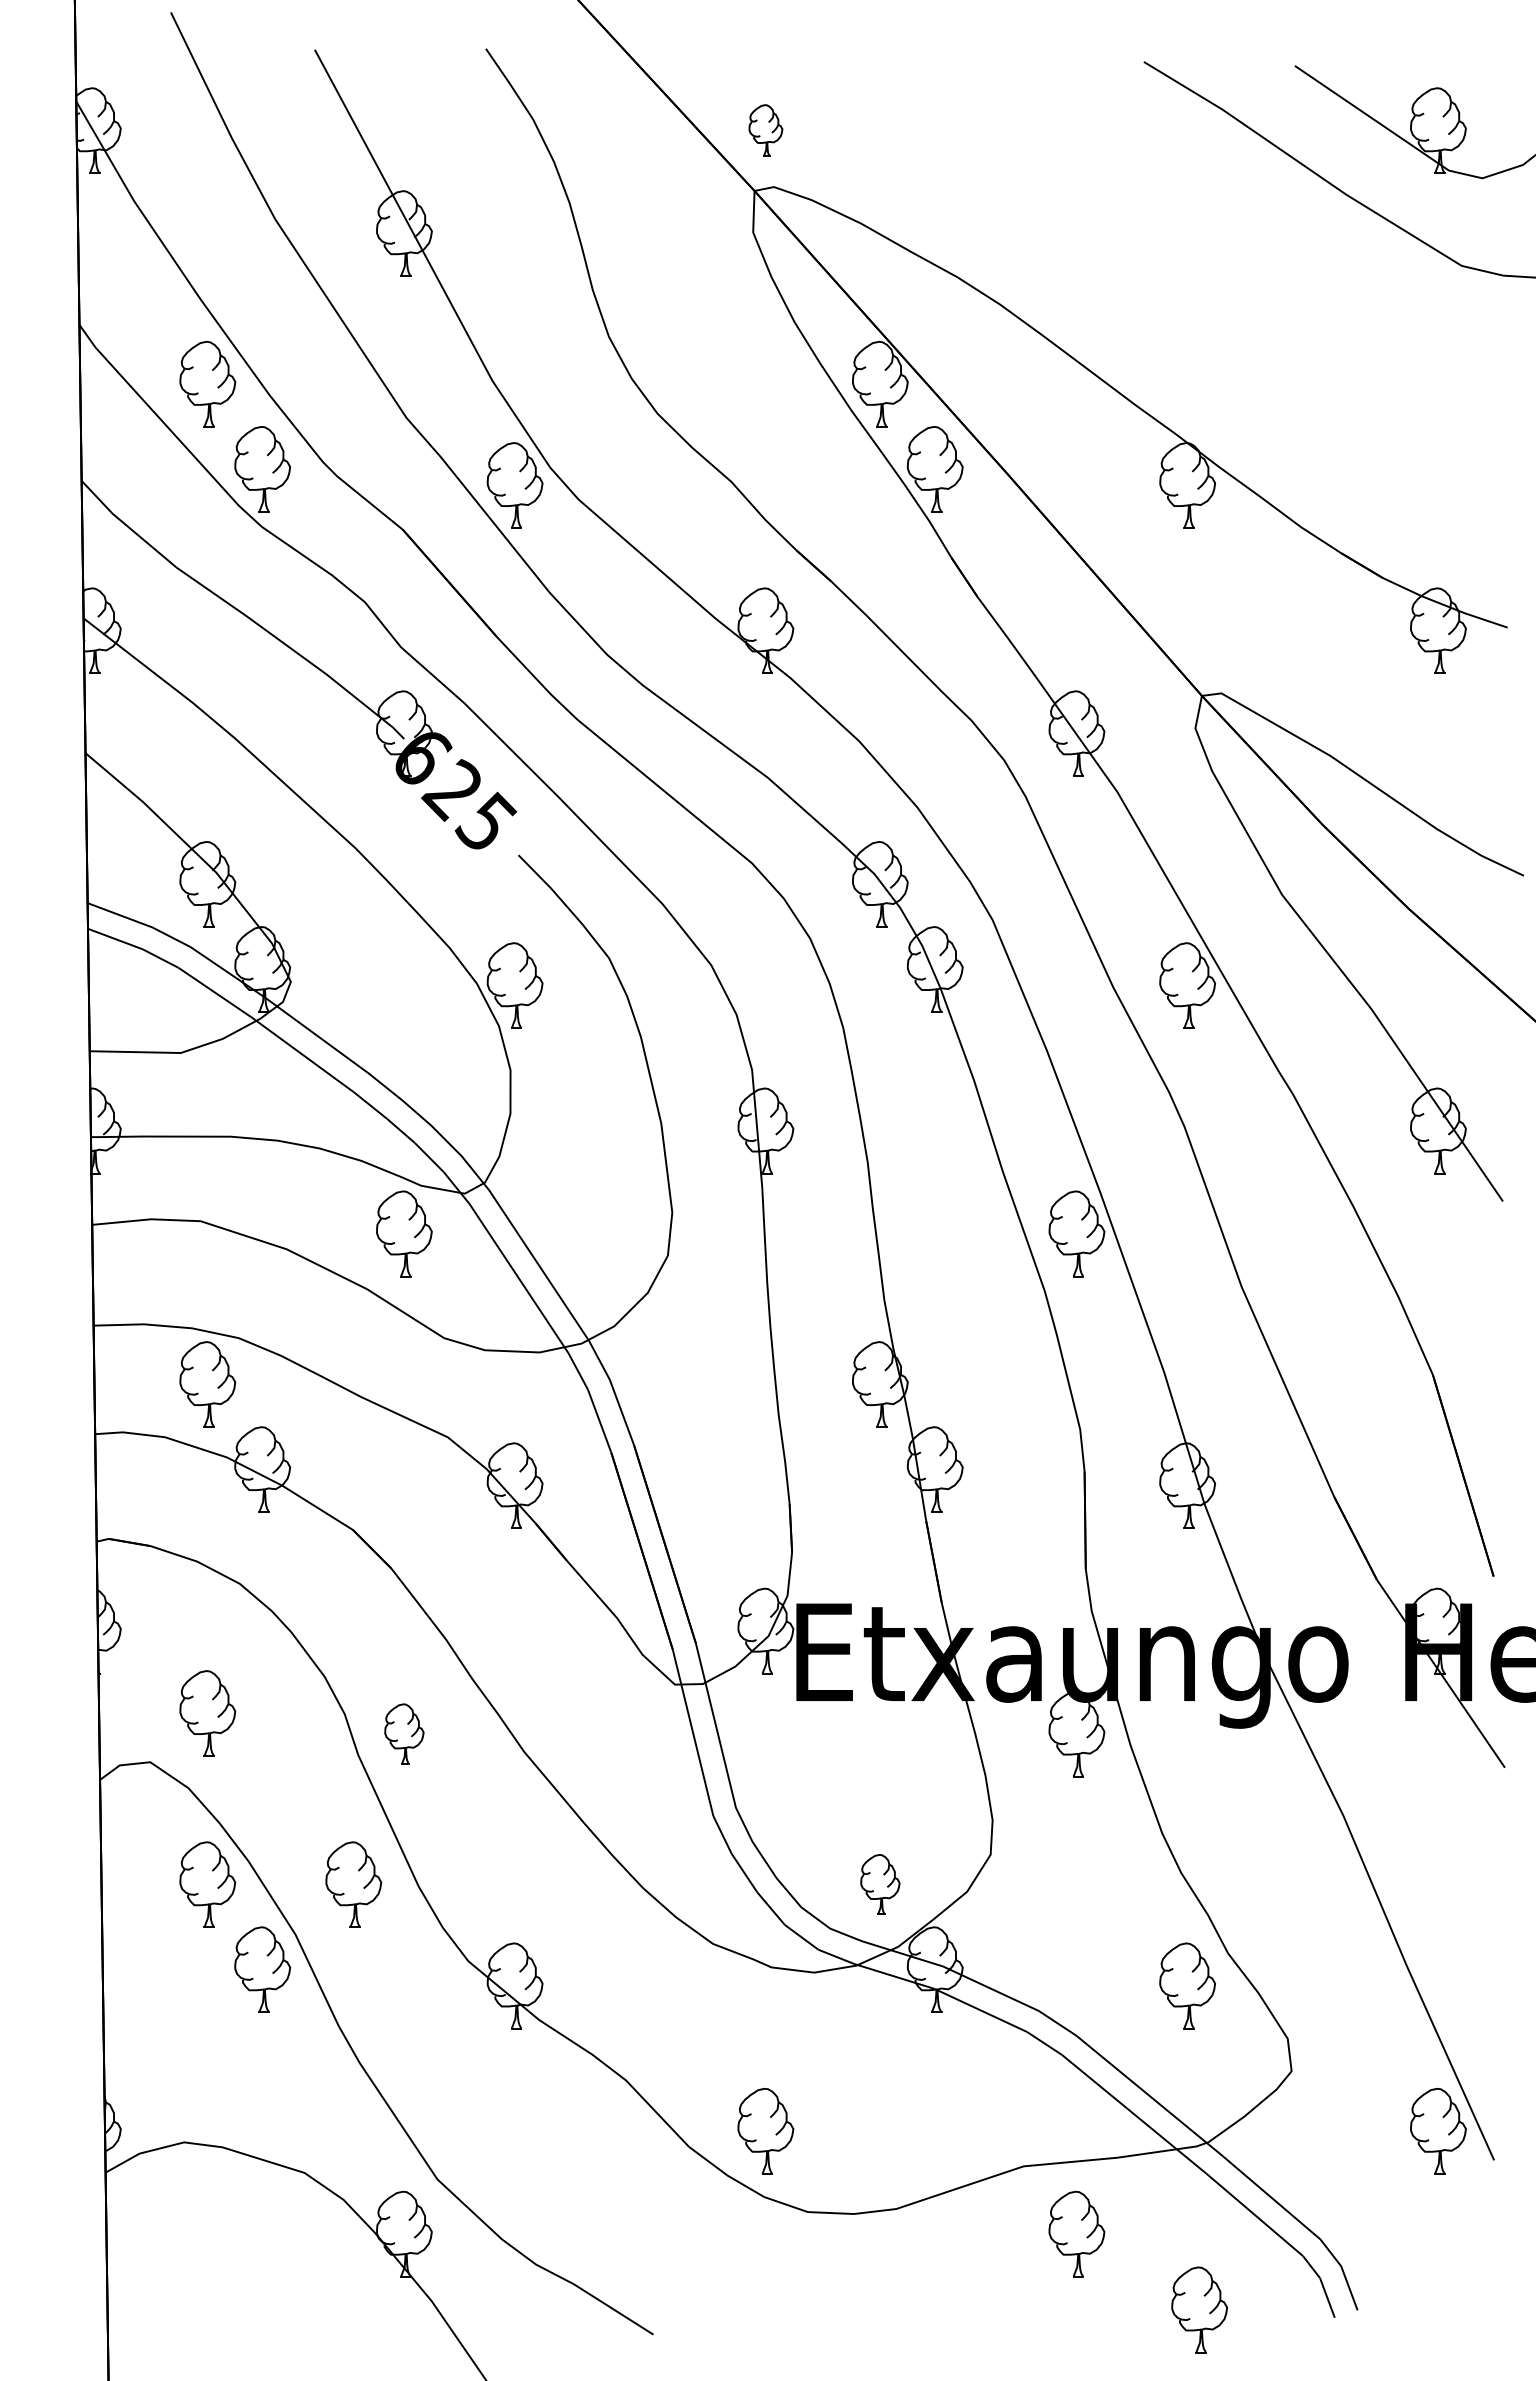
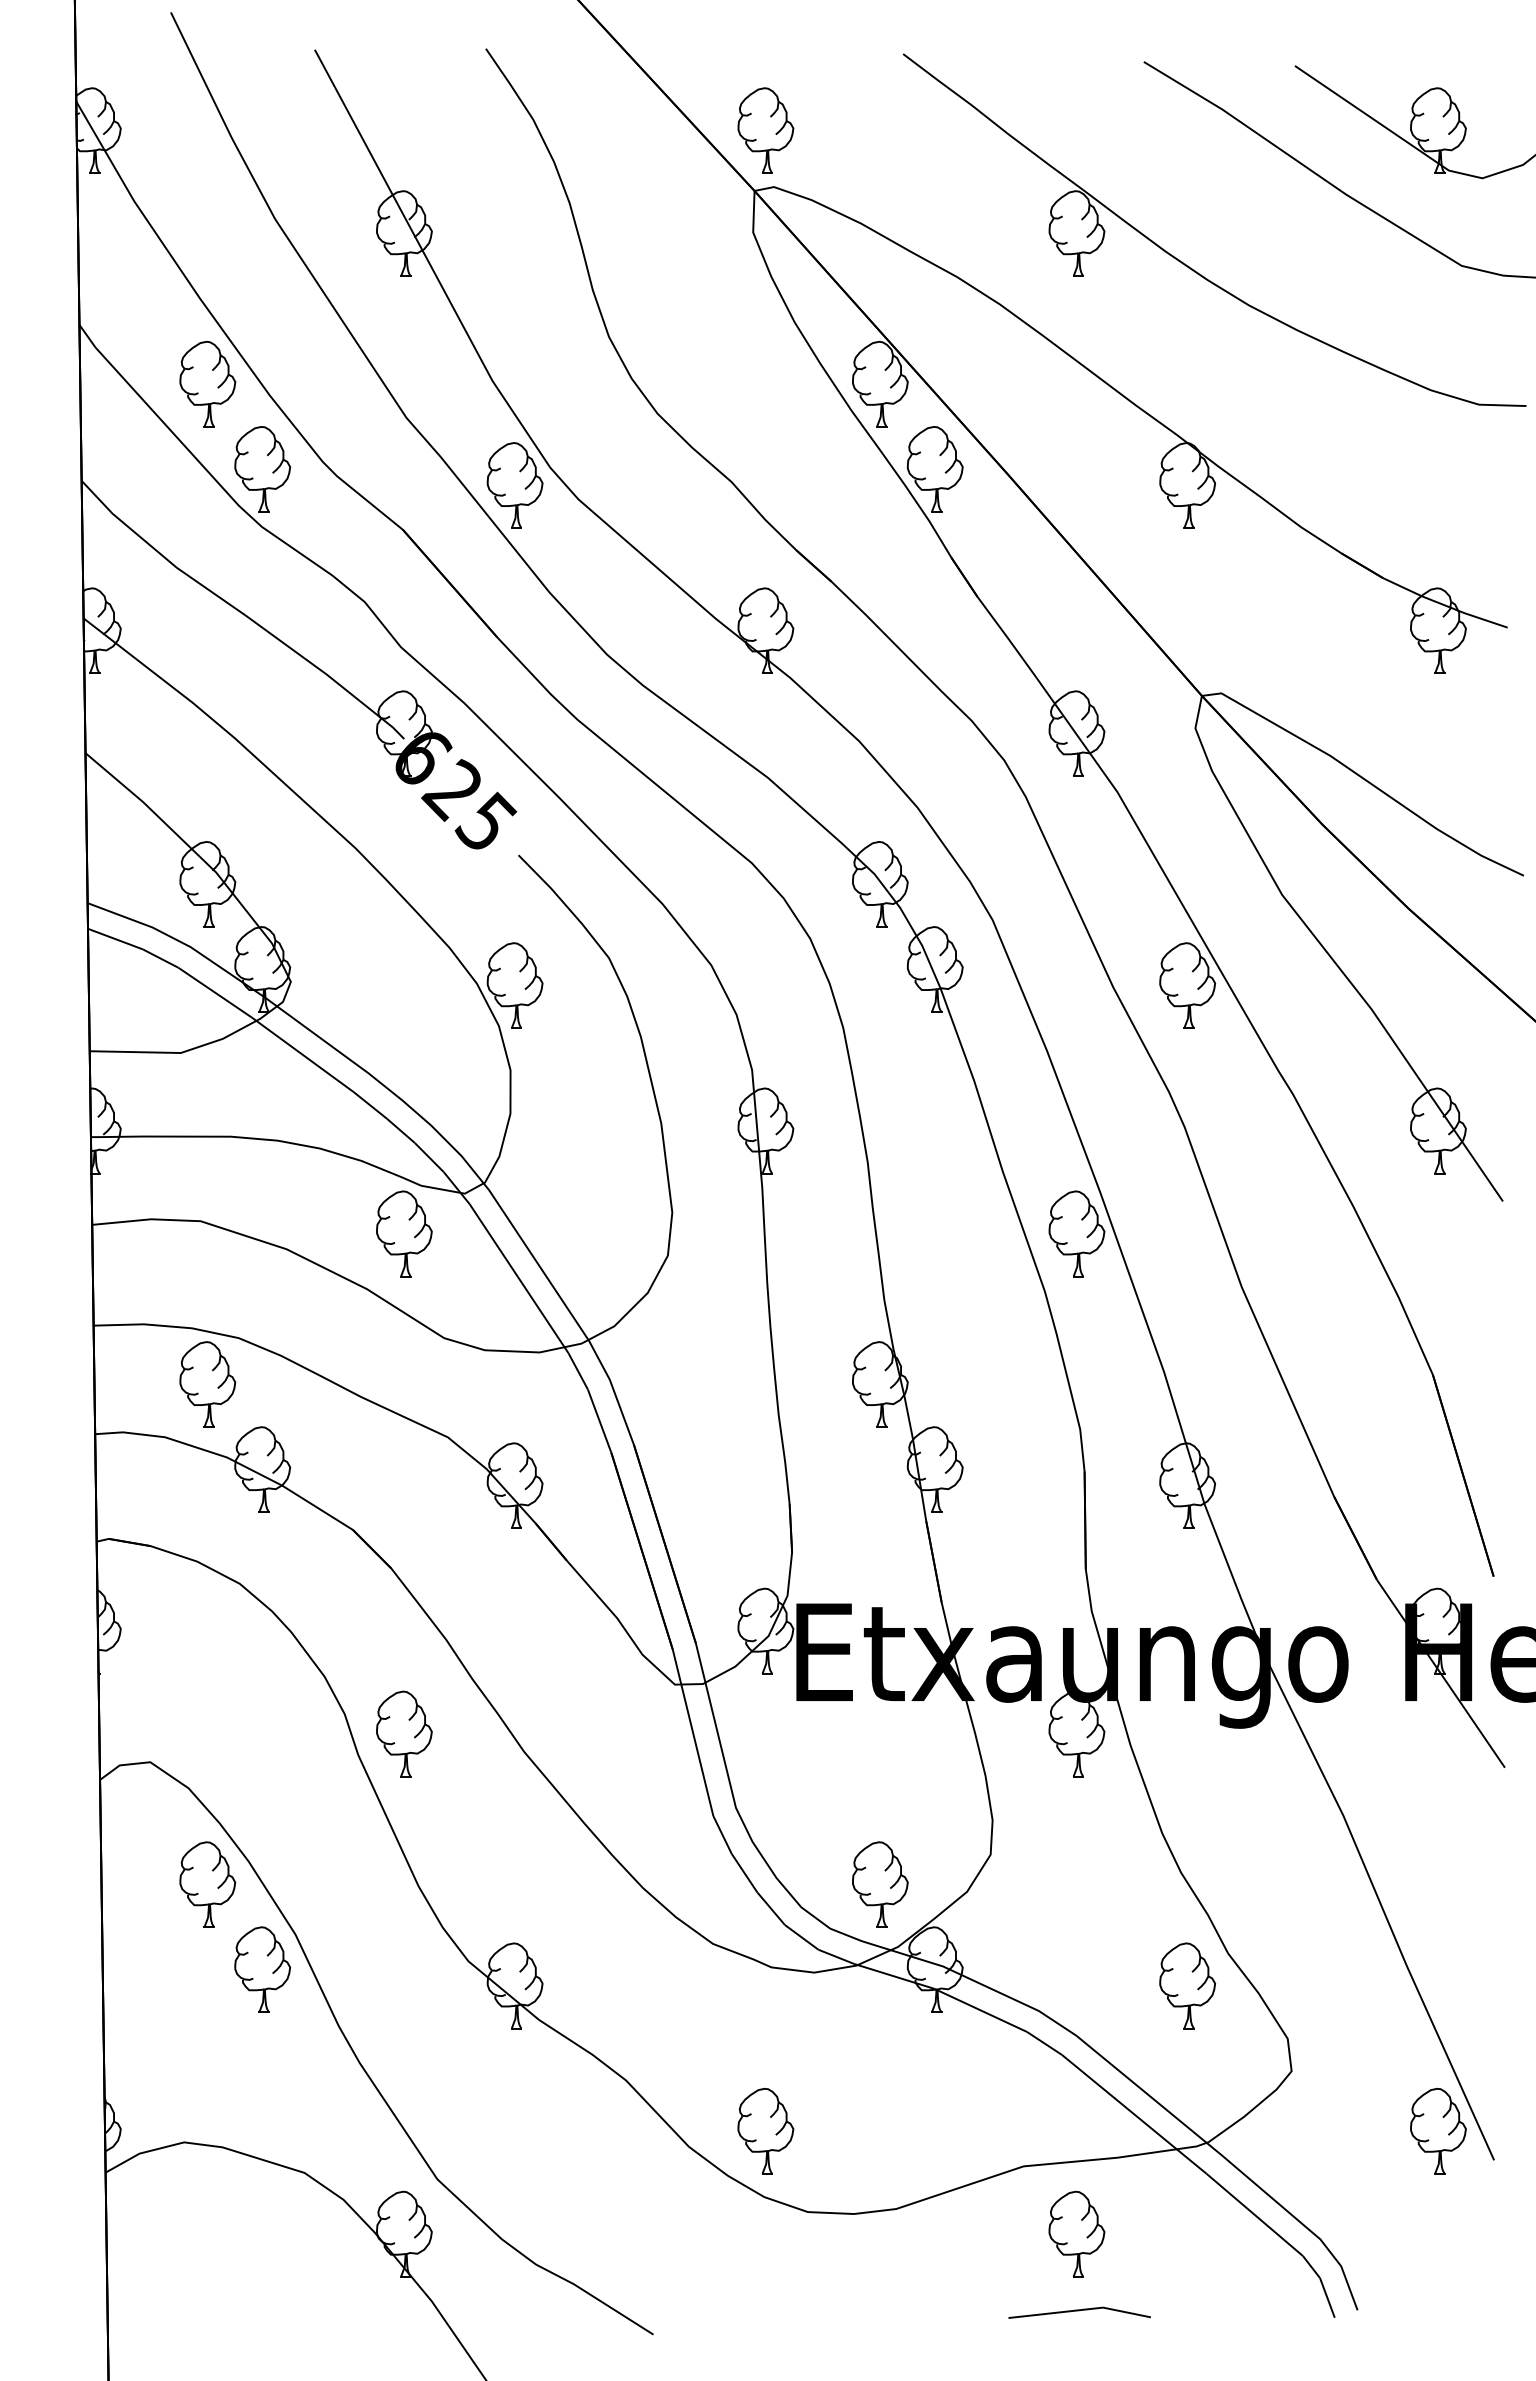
part size: 36x53 px -> 58x87 px (765, 130)
part: none -> present (1188, 265)
part: present -> none (207, 1713)
part size: 41x62 px -> 57x88 px (404, 1733)
part: present -> none (353, 1884)
part size: 41x61 px -> 57x87 px (880, 1884)
part: present -> none (1199, 2309)
line: none -> present (1079, 2311)
